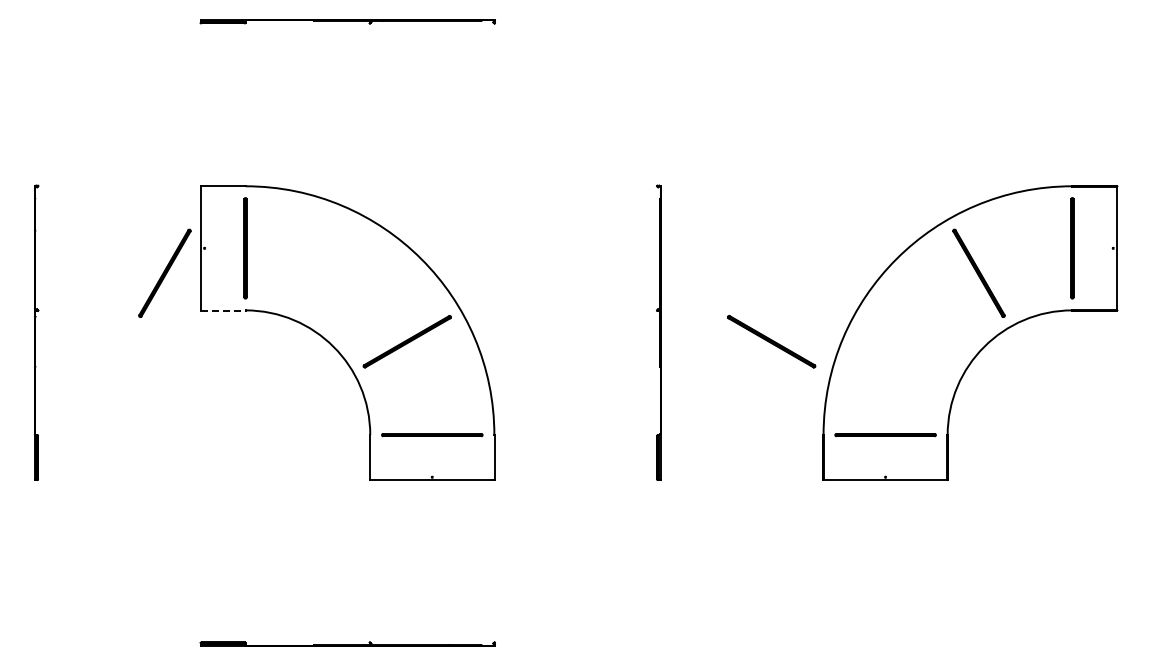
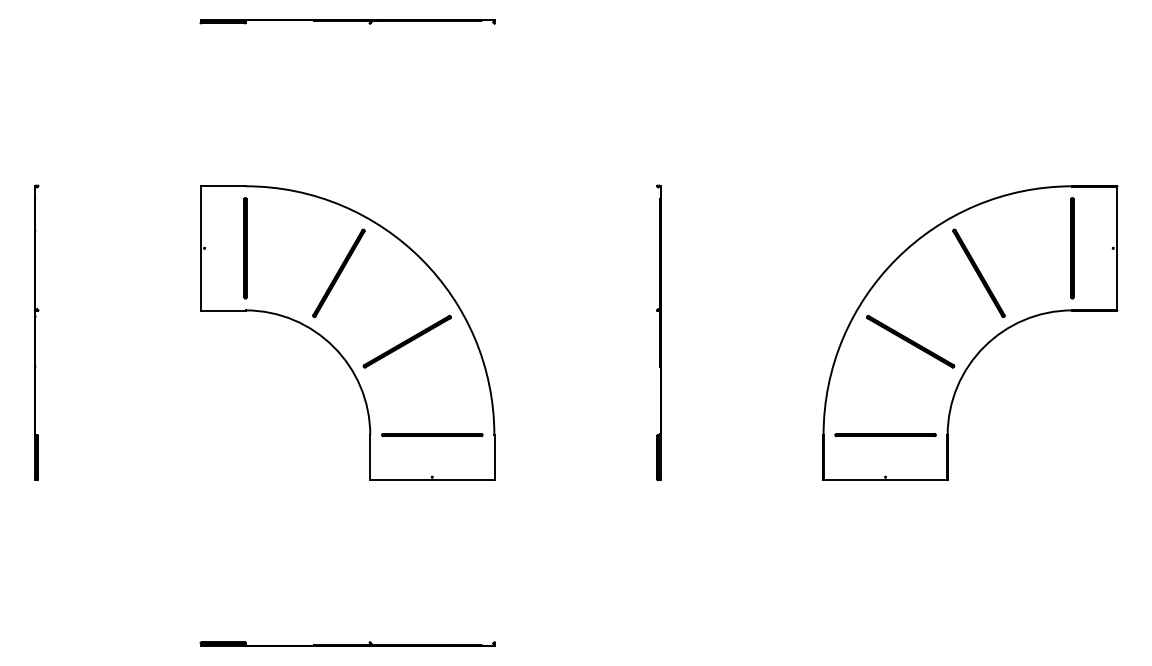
part position: (164, 272) -> (338, 272) (338, 272)
line: dashed -> solid (223, 310)
part position: (771, 341) -> (910, 341) (910, 341)
